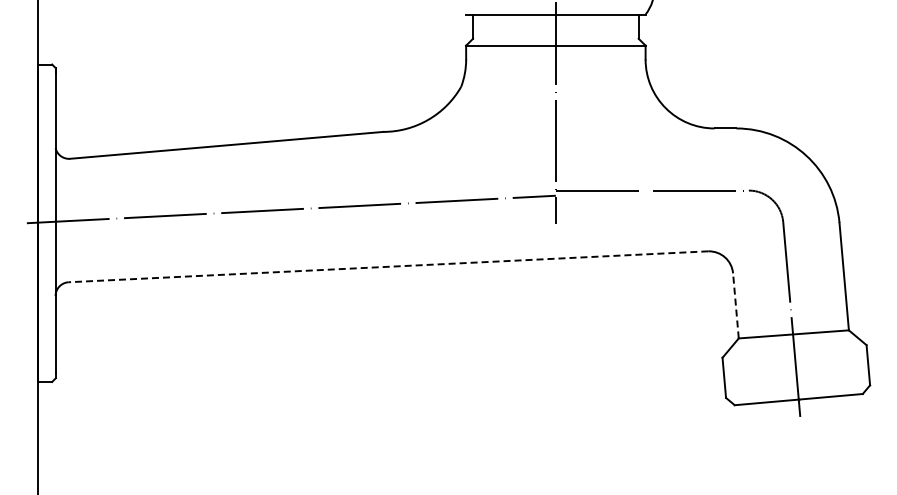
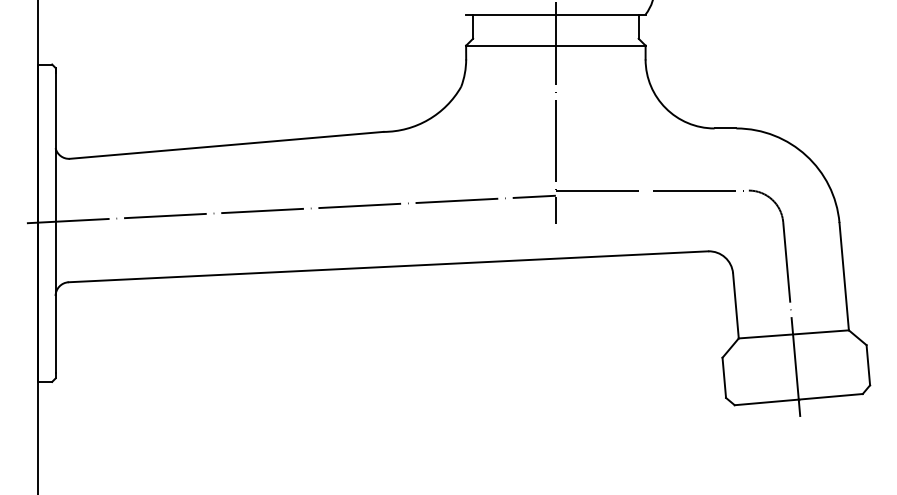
line: dashed -> solid (388, 266)
line: dashed -> solid (735, 305)
